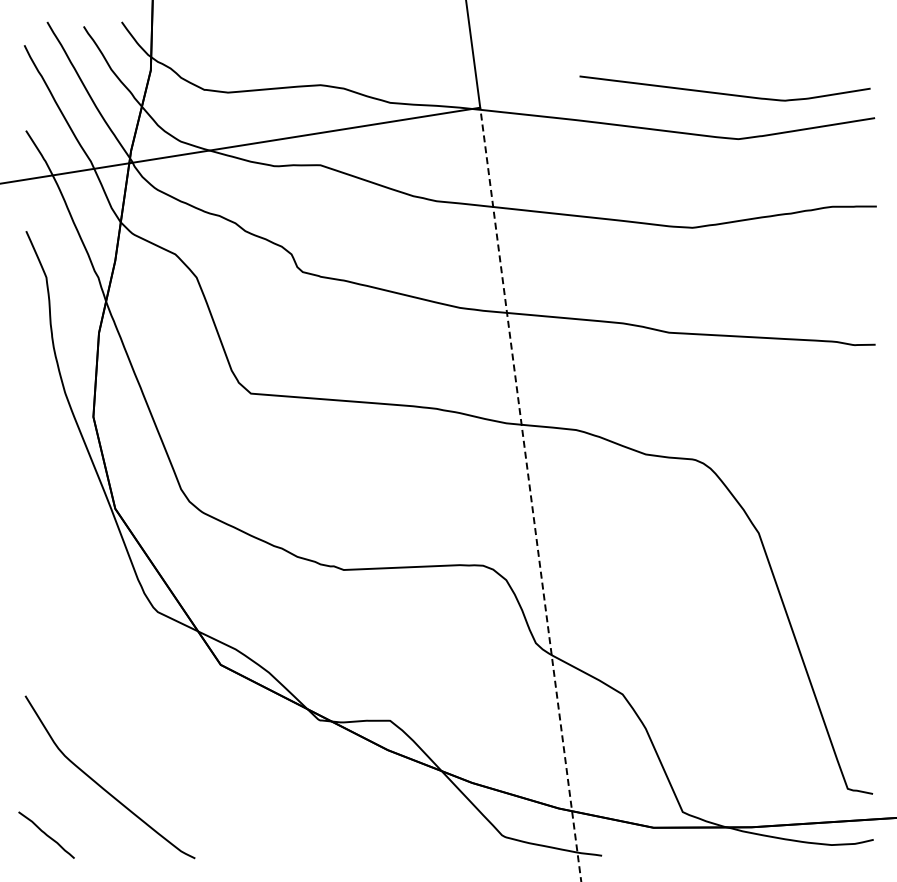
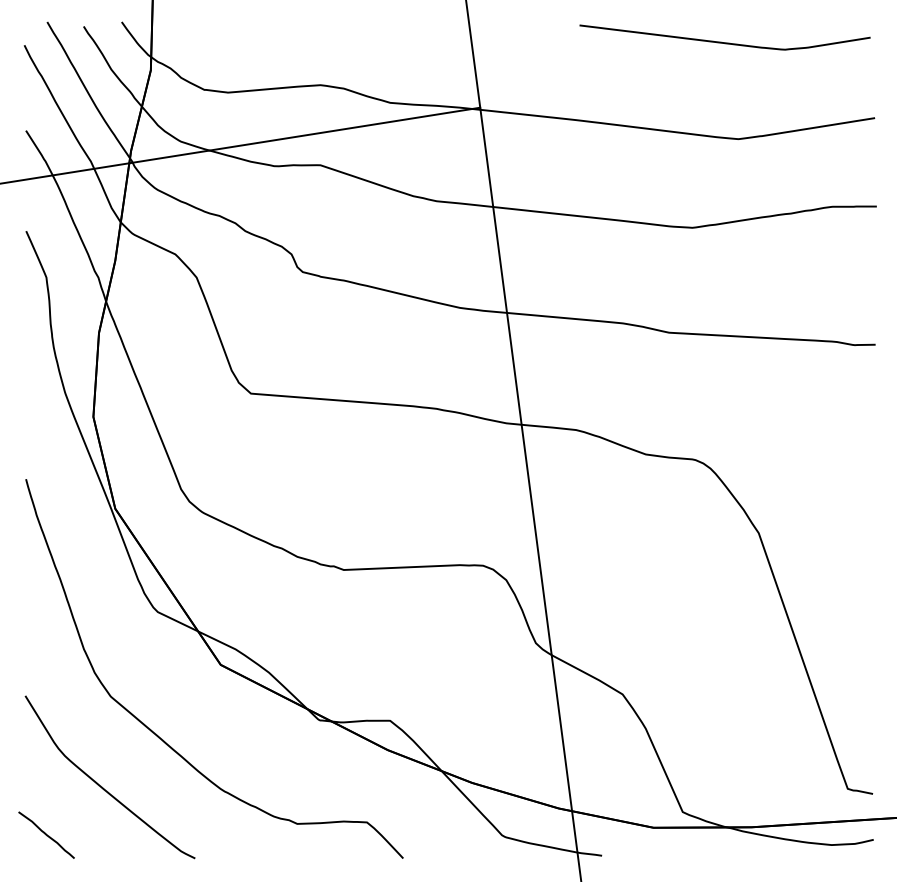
curve position: (721, 92) -> (721, 41) (721, 41)
line: dashed -> solid (530, 494)
curve: none -> present (156, 733)
